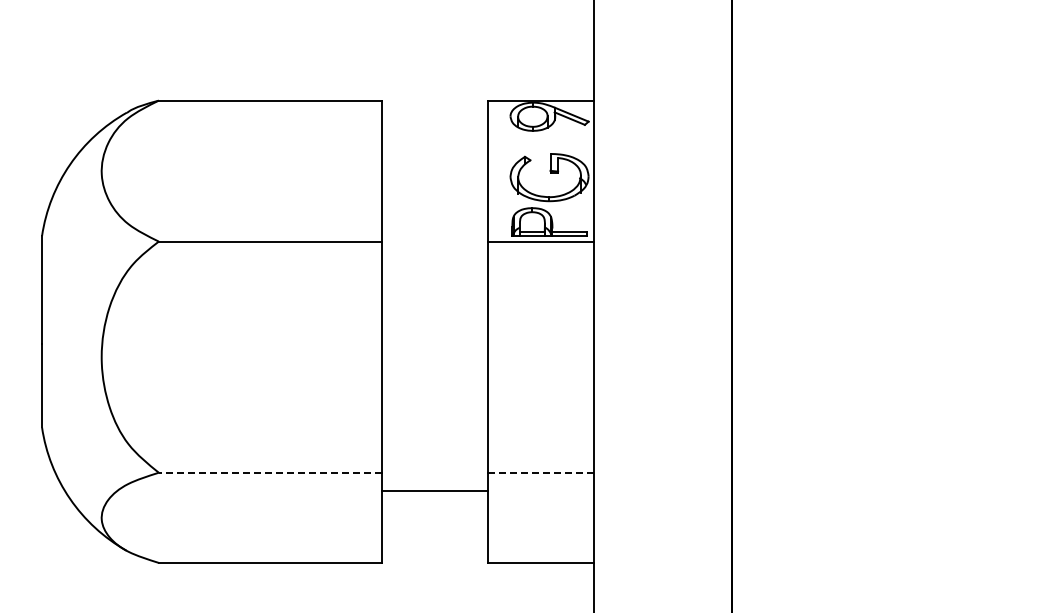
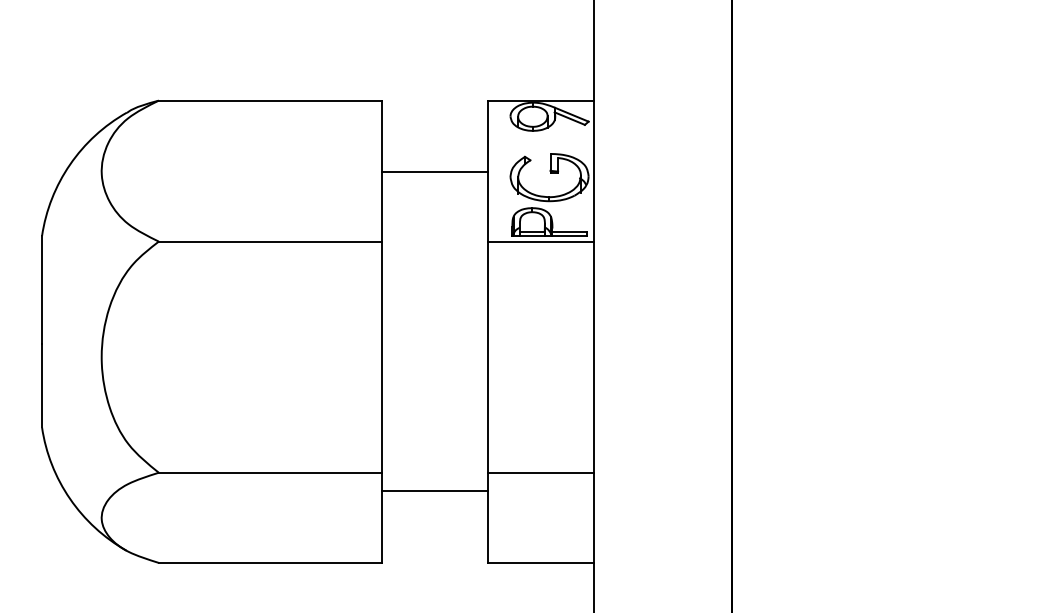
line: none -> present (434, 172)
line: dashed -> solid (270, 472)
line: dashed -> solid (541, 472)
